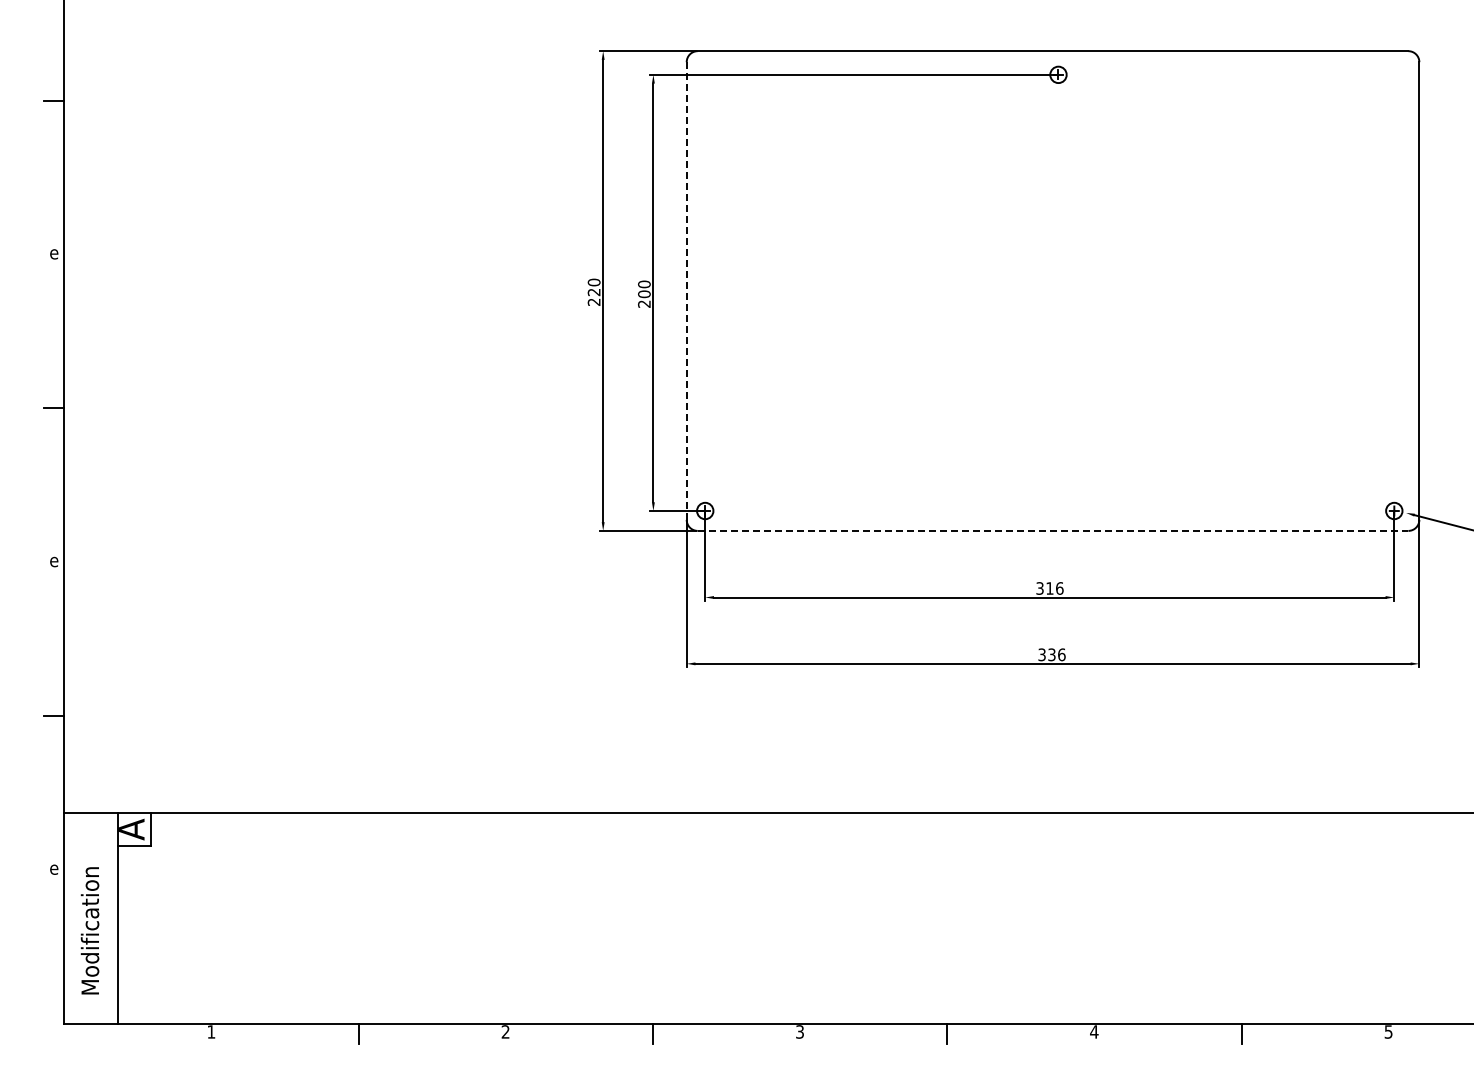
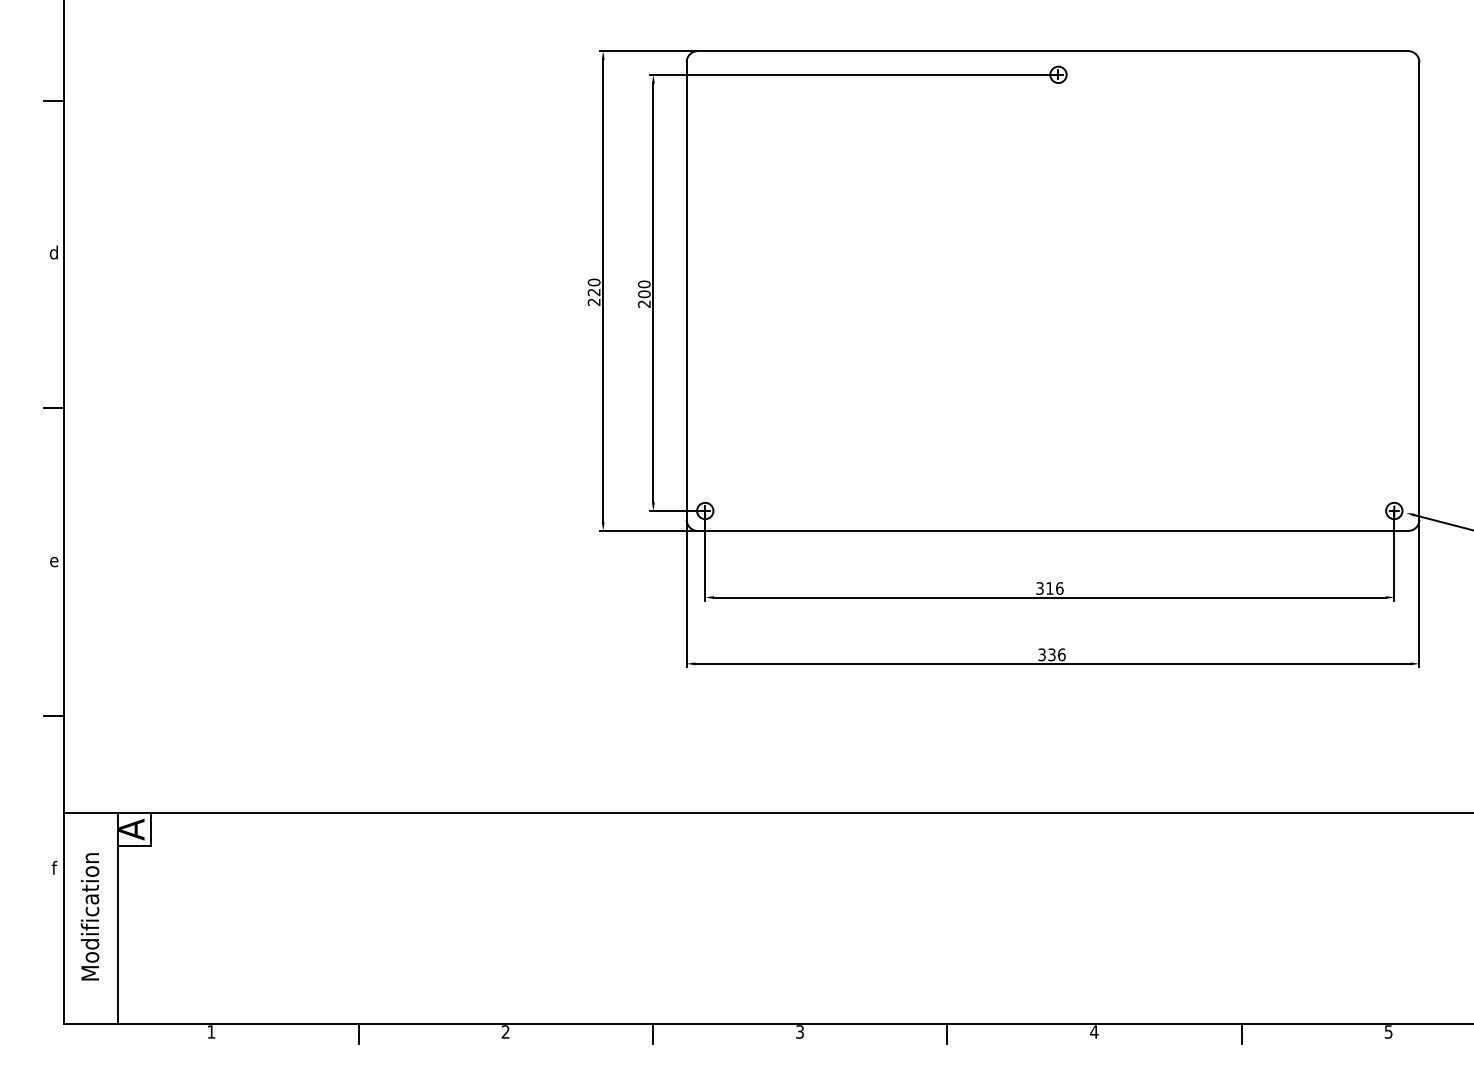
text: e -> d (54, 252)
line: dashed -> solid (686, 291)
line: dashed -> solid (1053, 530)
text: e -> f (54, 867)
text position: (89, 930) -> (89, 916) (89, 916)
